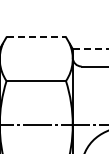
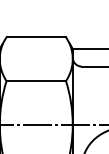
line: dashed -> solid (36, 37)
line: dashed -> solid (90, 48)
